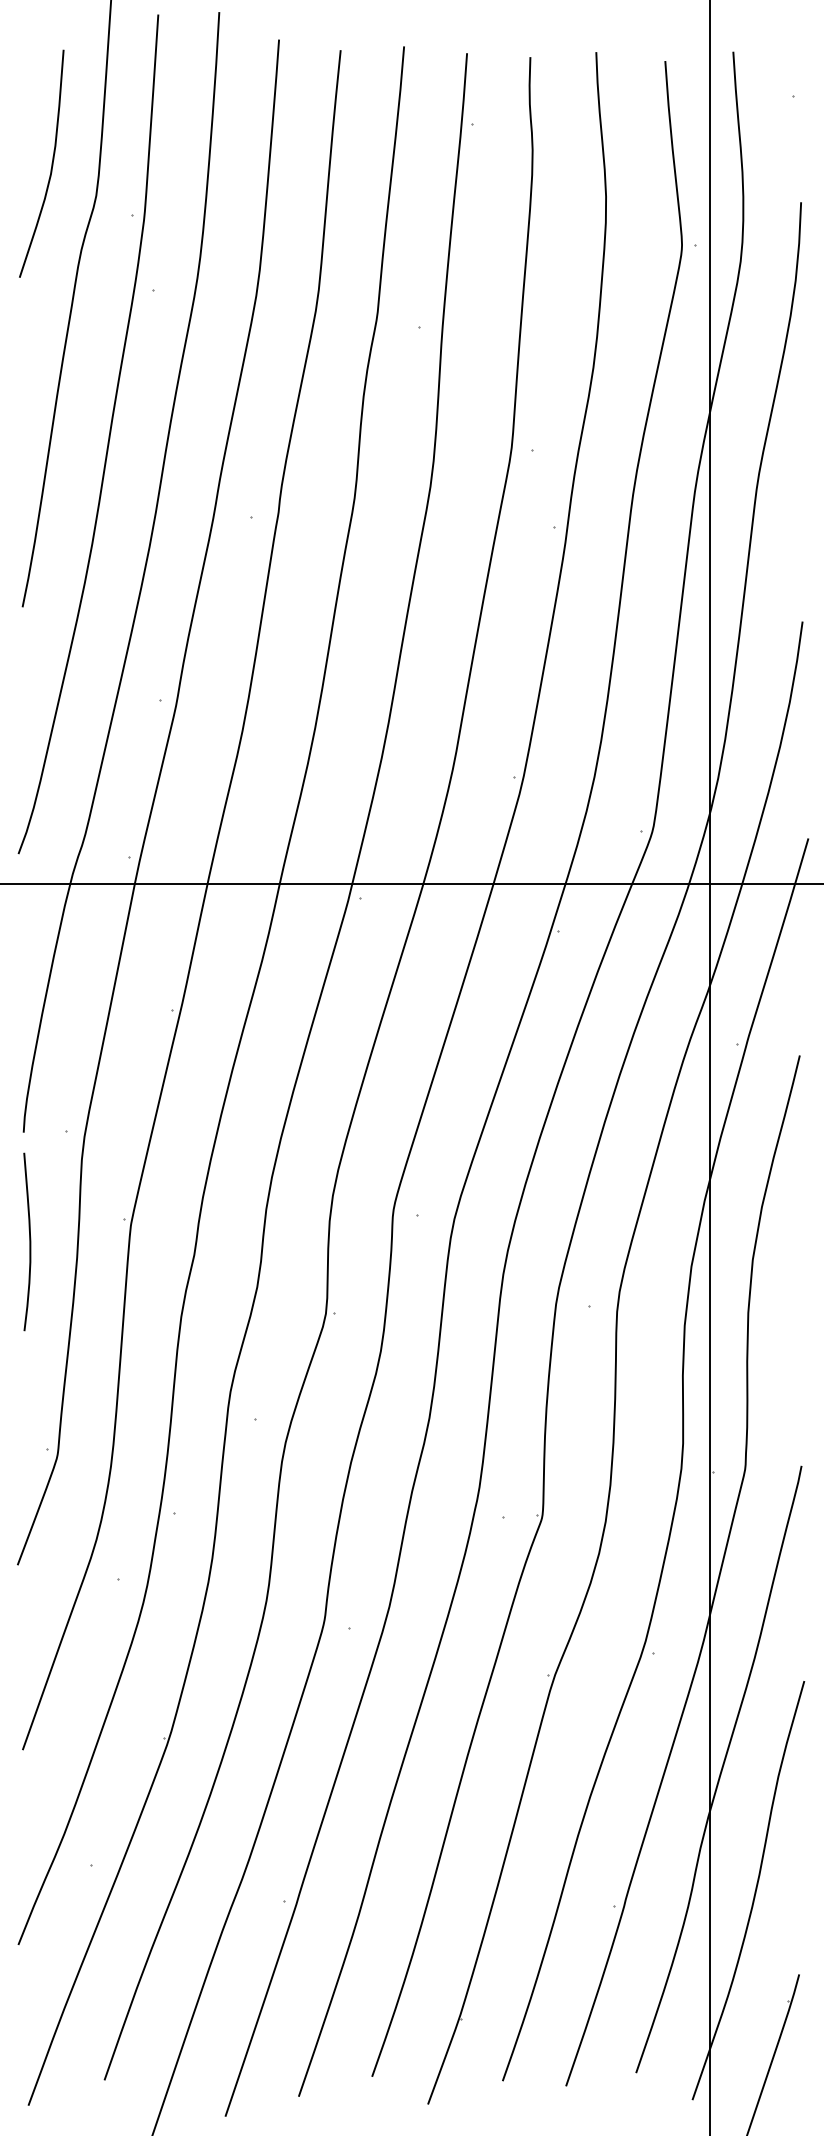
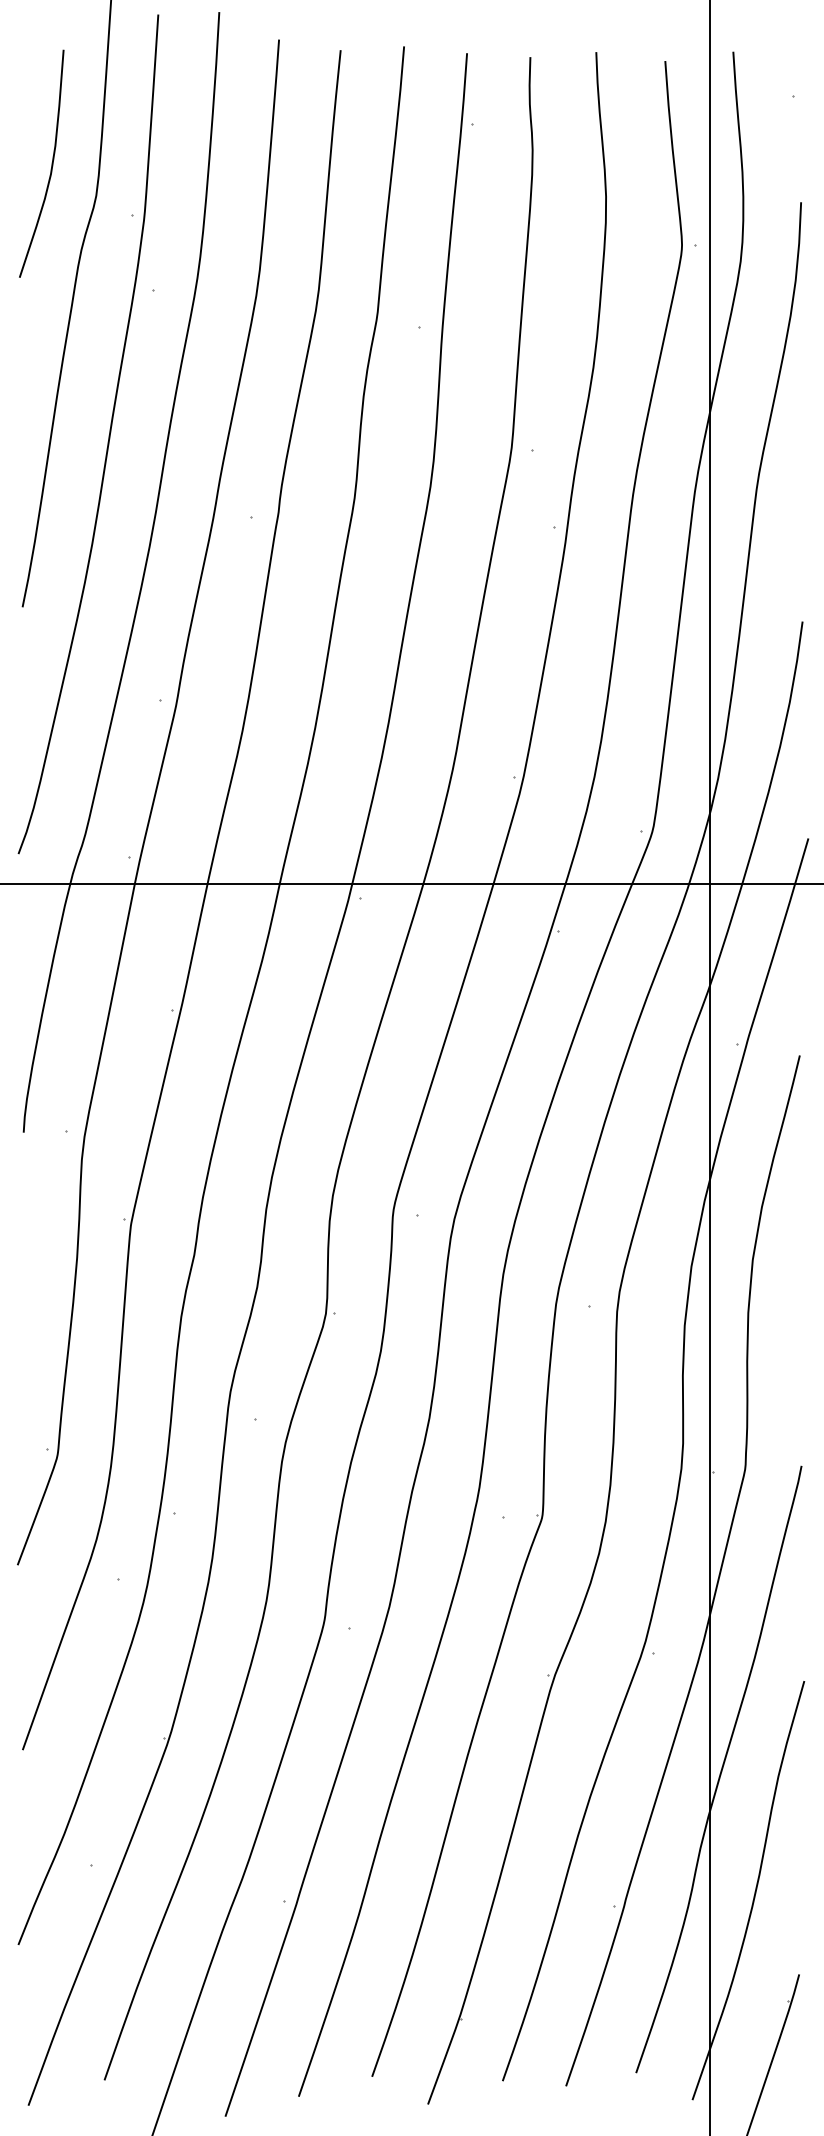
curve: present -> none (29, 1241)
